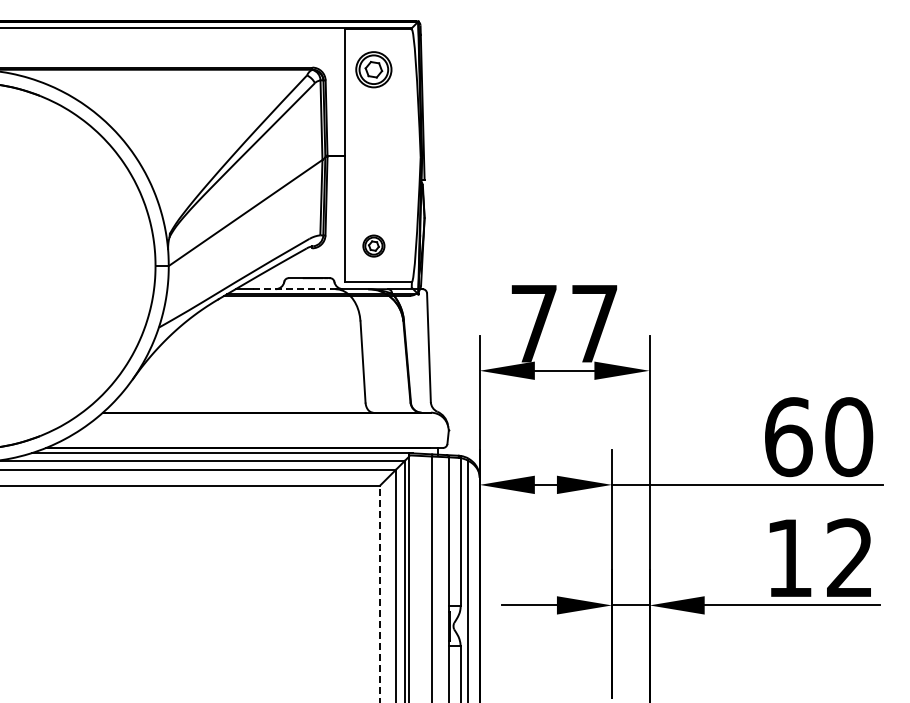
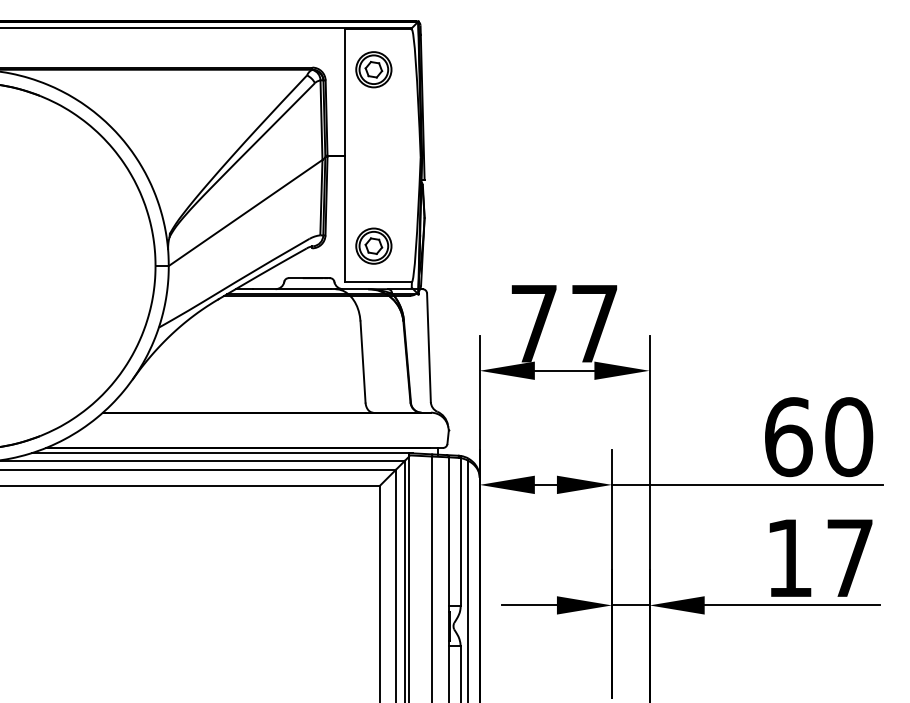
part size: 24x24 px -> 38x38 px (373, 245)
line: dashed -> solid (292, 289)
text: 12 -> 17 (849, 557)
line: dashed -> solid (380, 593)
